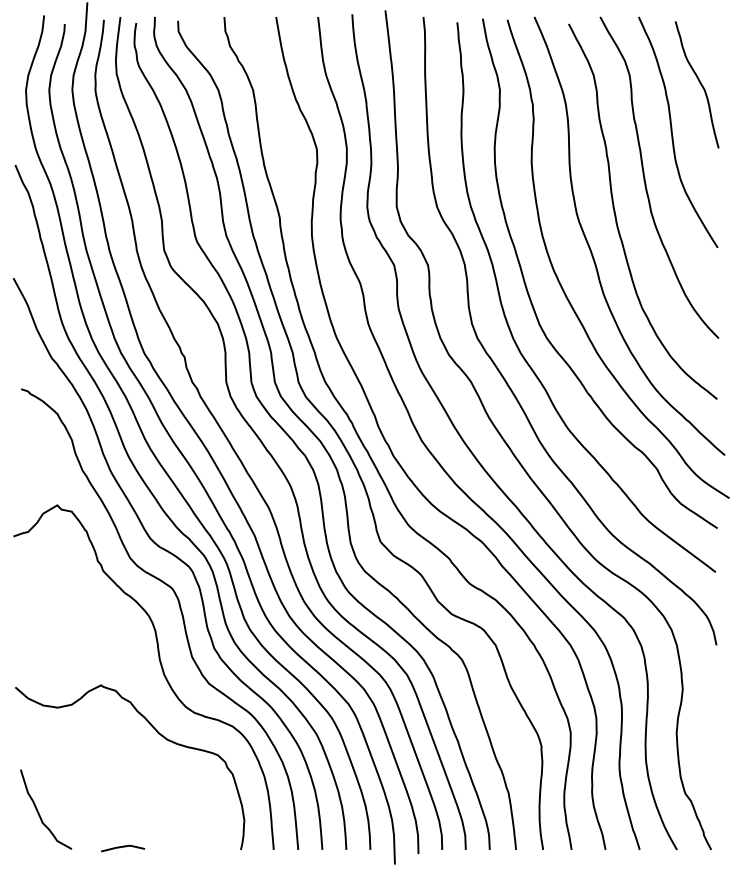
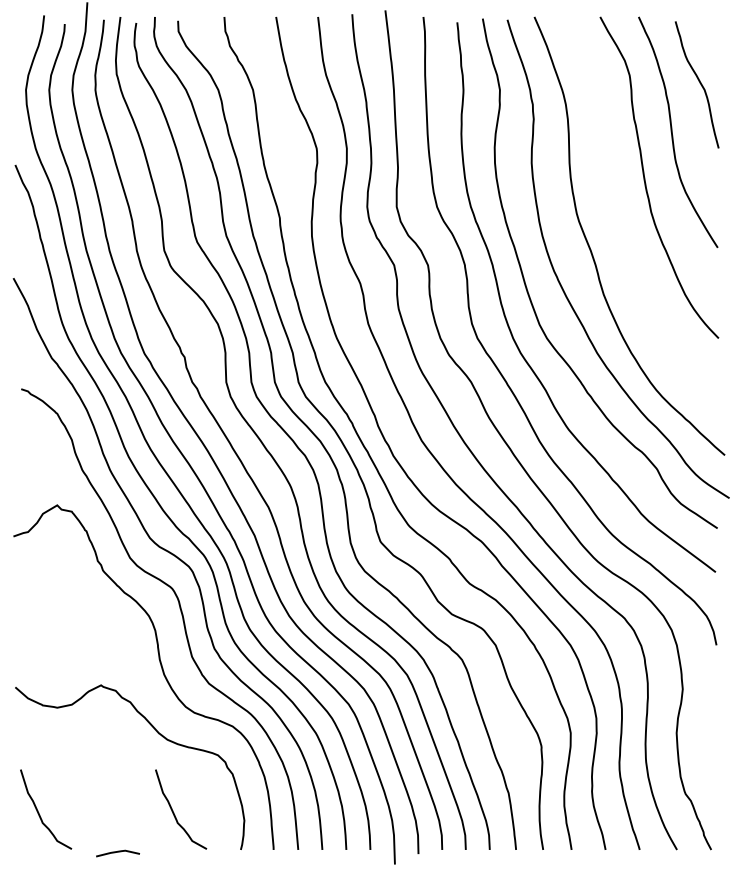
curve: present -> none (616, 215)
curve: none -> present (174, 812)
line position: (122, 847) -> (117, 852) (117, 852)
